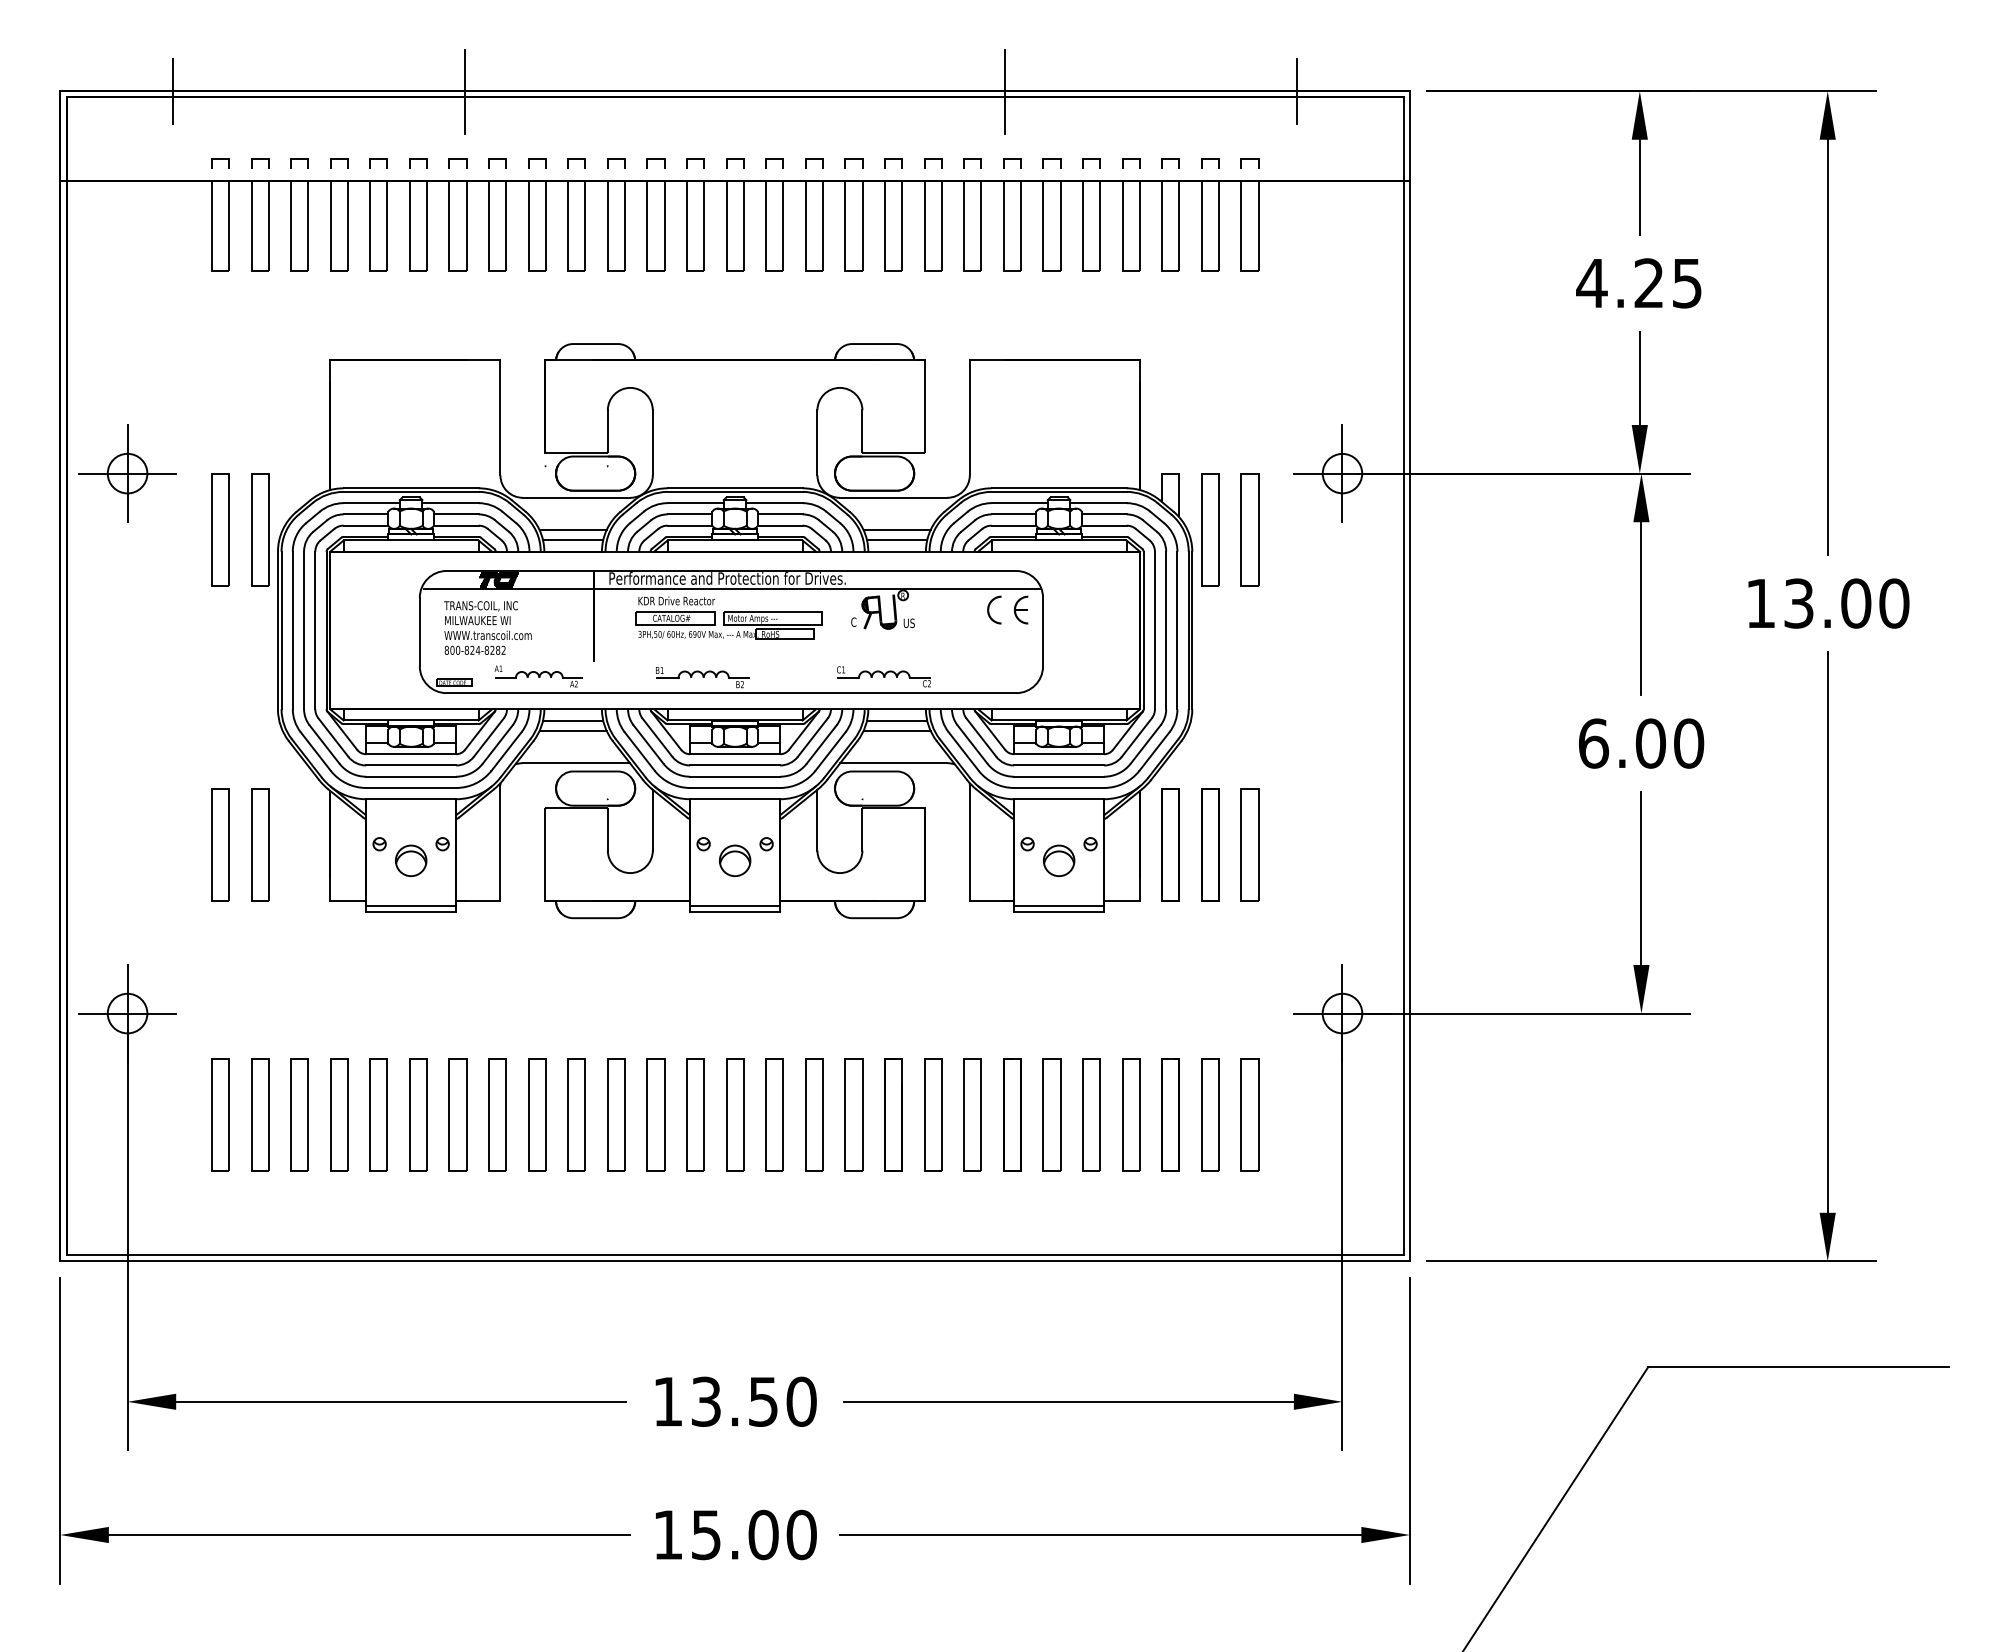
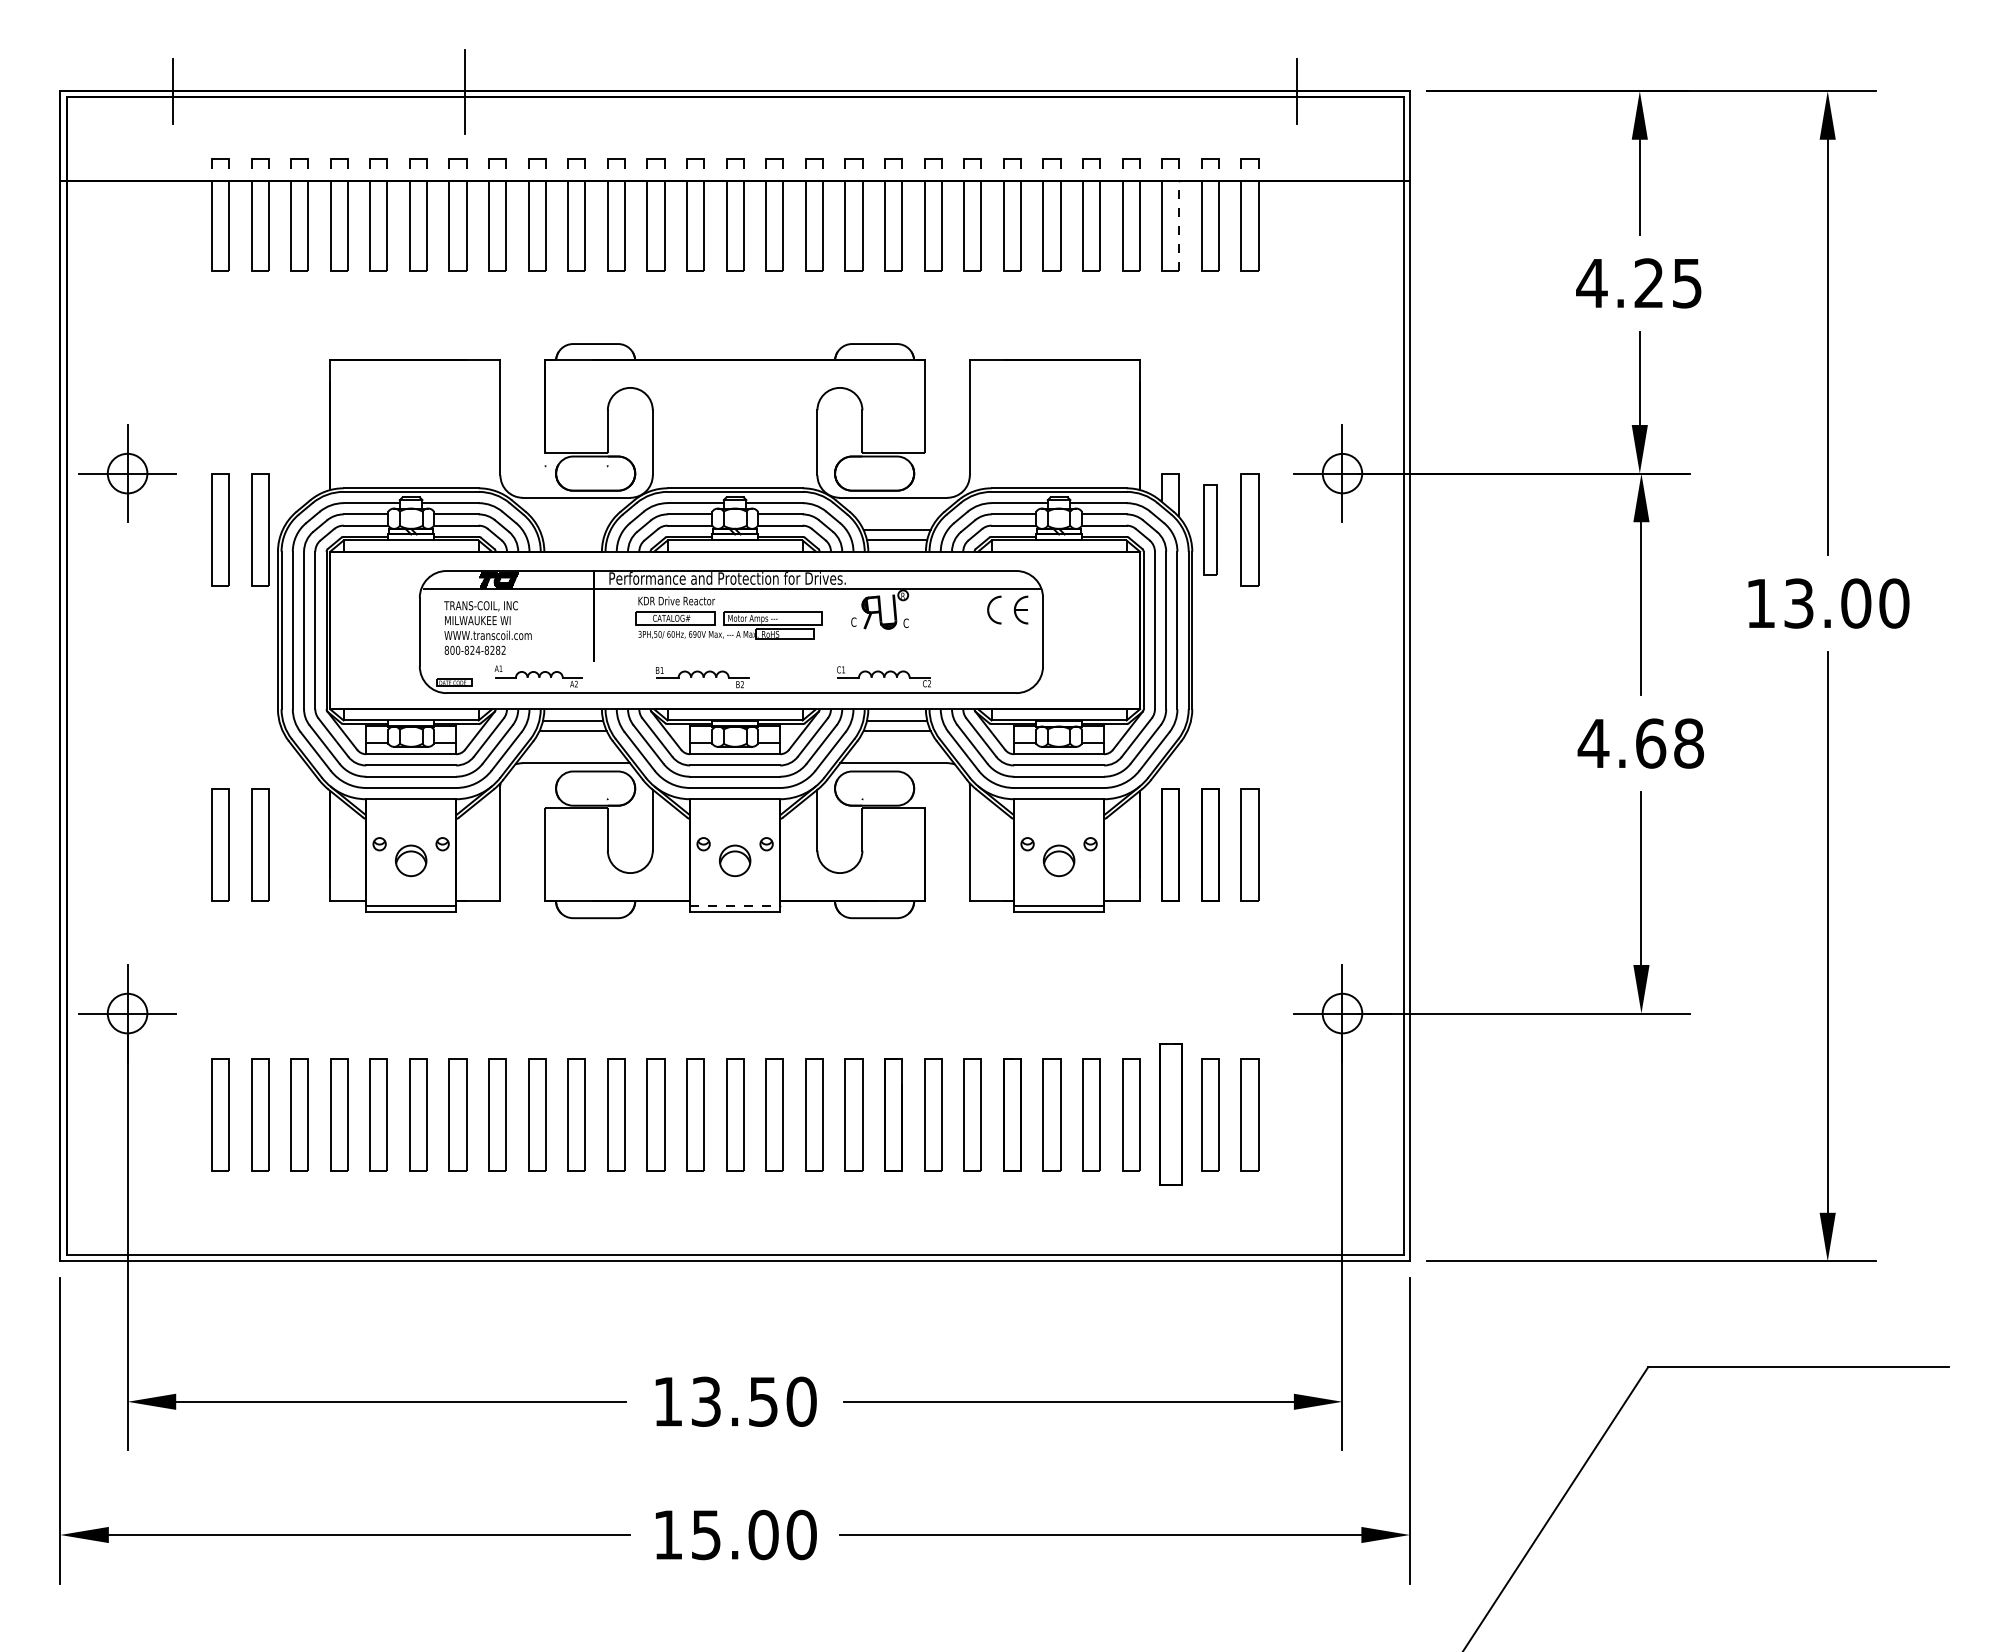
line: present -> none (1005, 91)
line: solid -> dashed (1179, 226)
part size: 19x114 px -> 15x92 px (1210, 529)
line: present -> none (572, 530)
line: present -> none (573, 540)
text: US -> C (908, 622)
text: 6.00 -> 4.68 (1640, 743)
line: solid -> dashed (735, 905)
part size: 19x114 px -> 24x143 px (1170, 1114)
